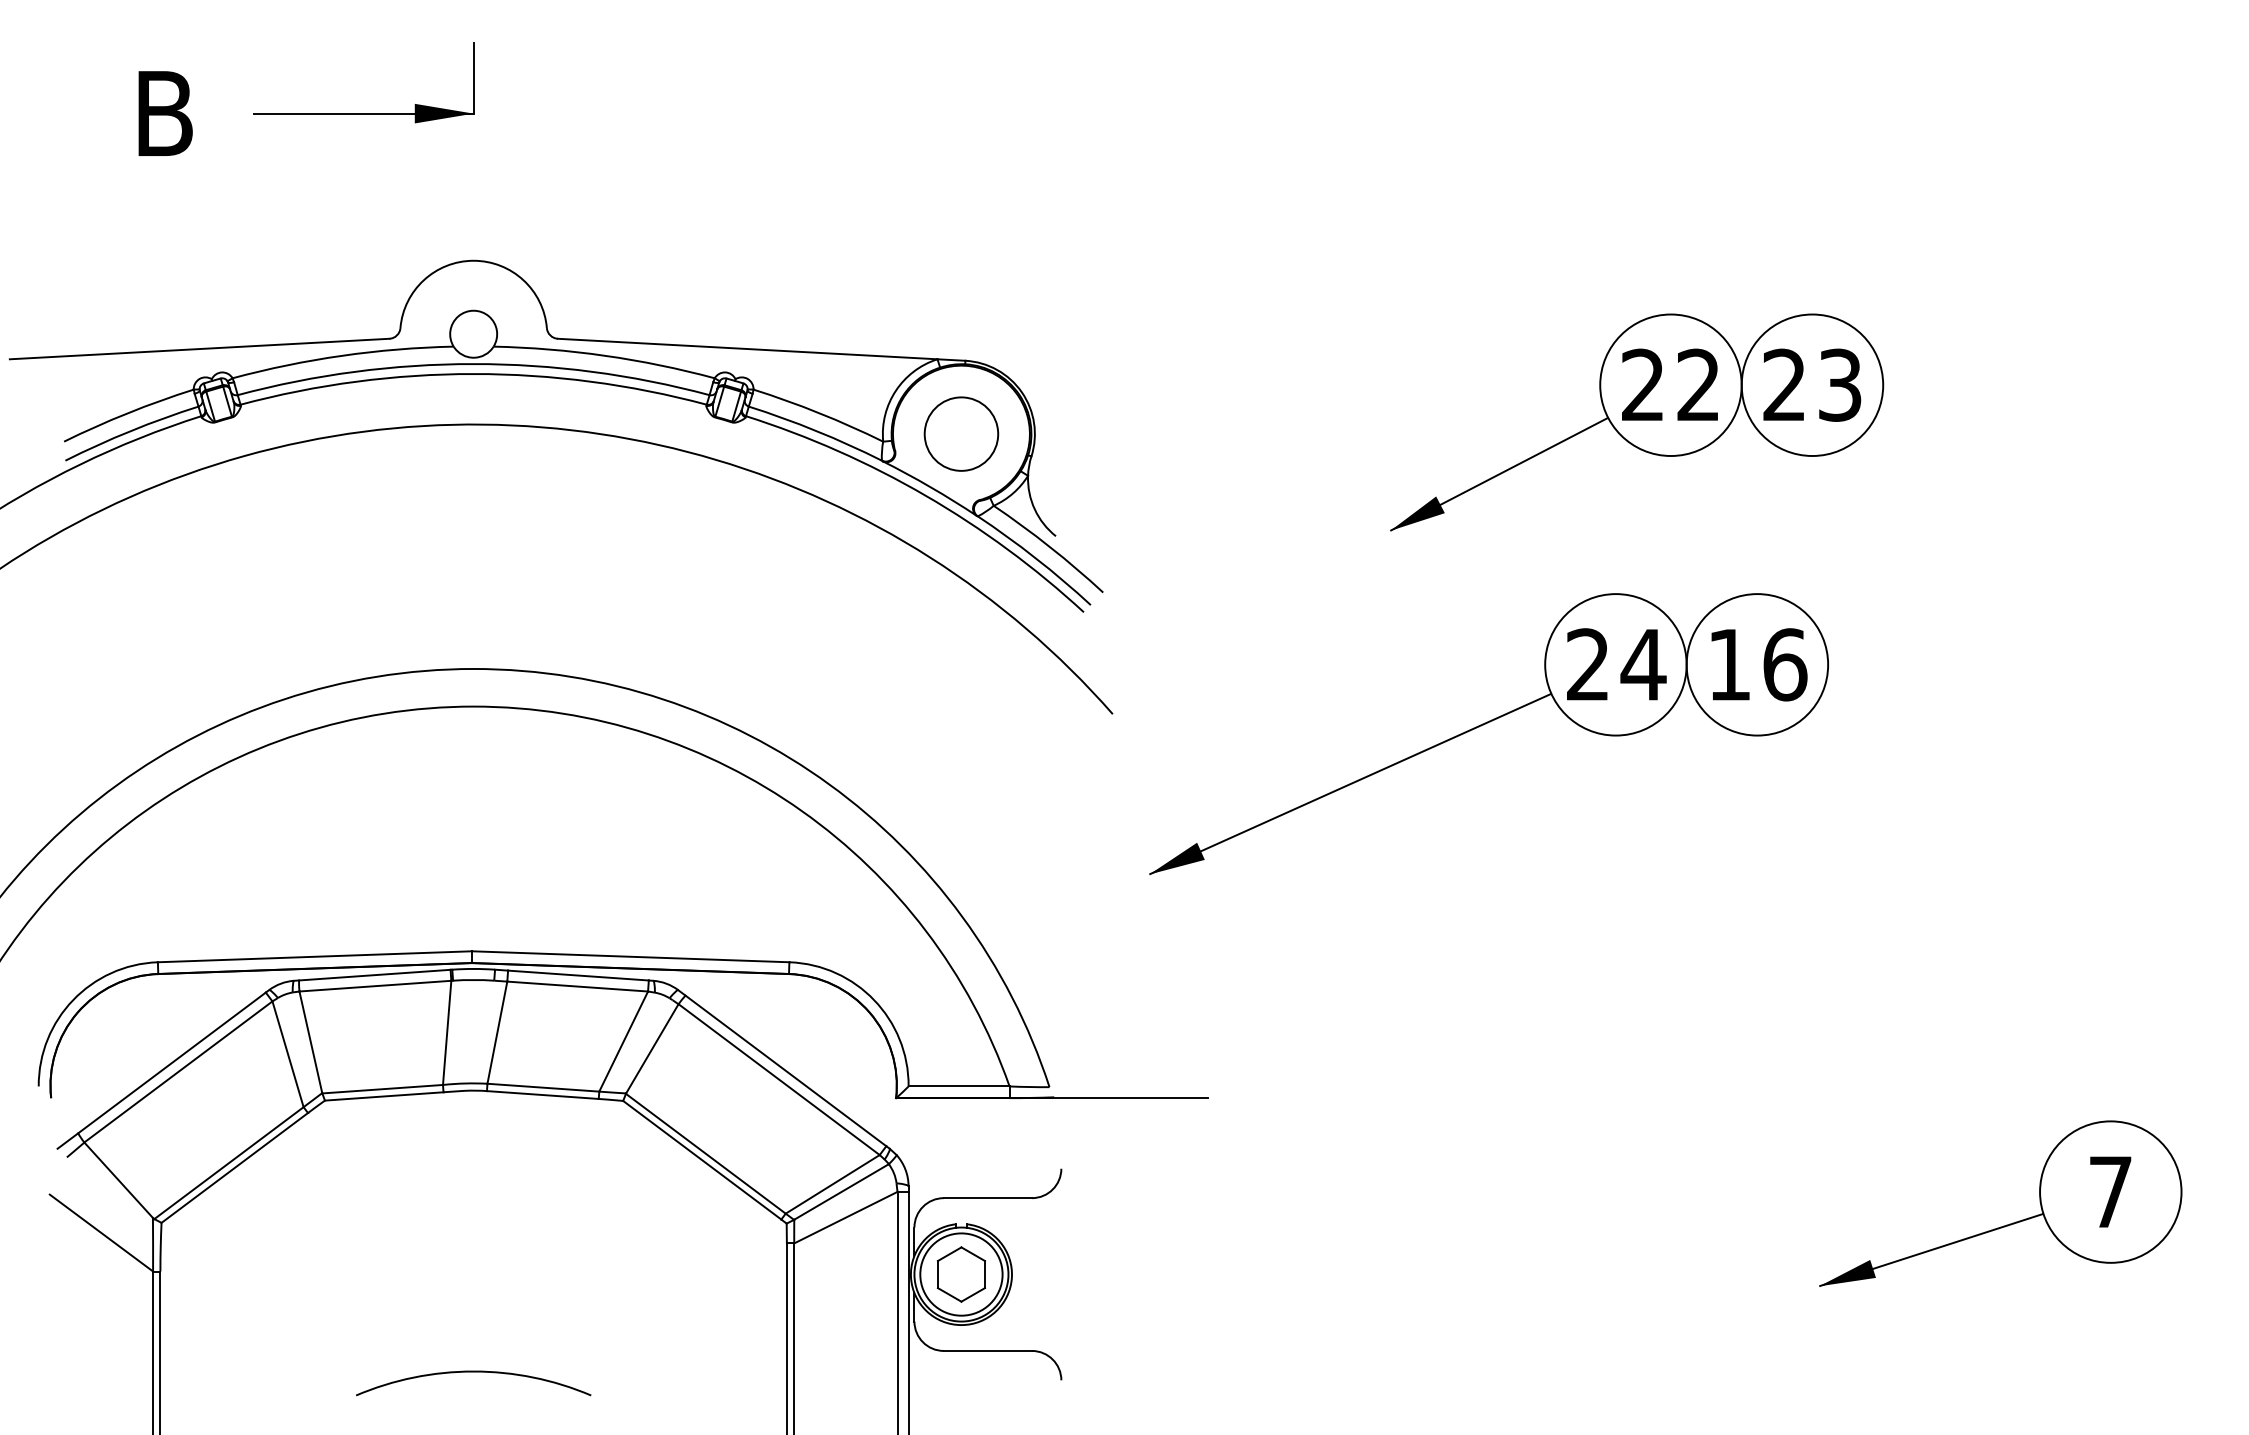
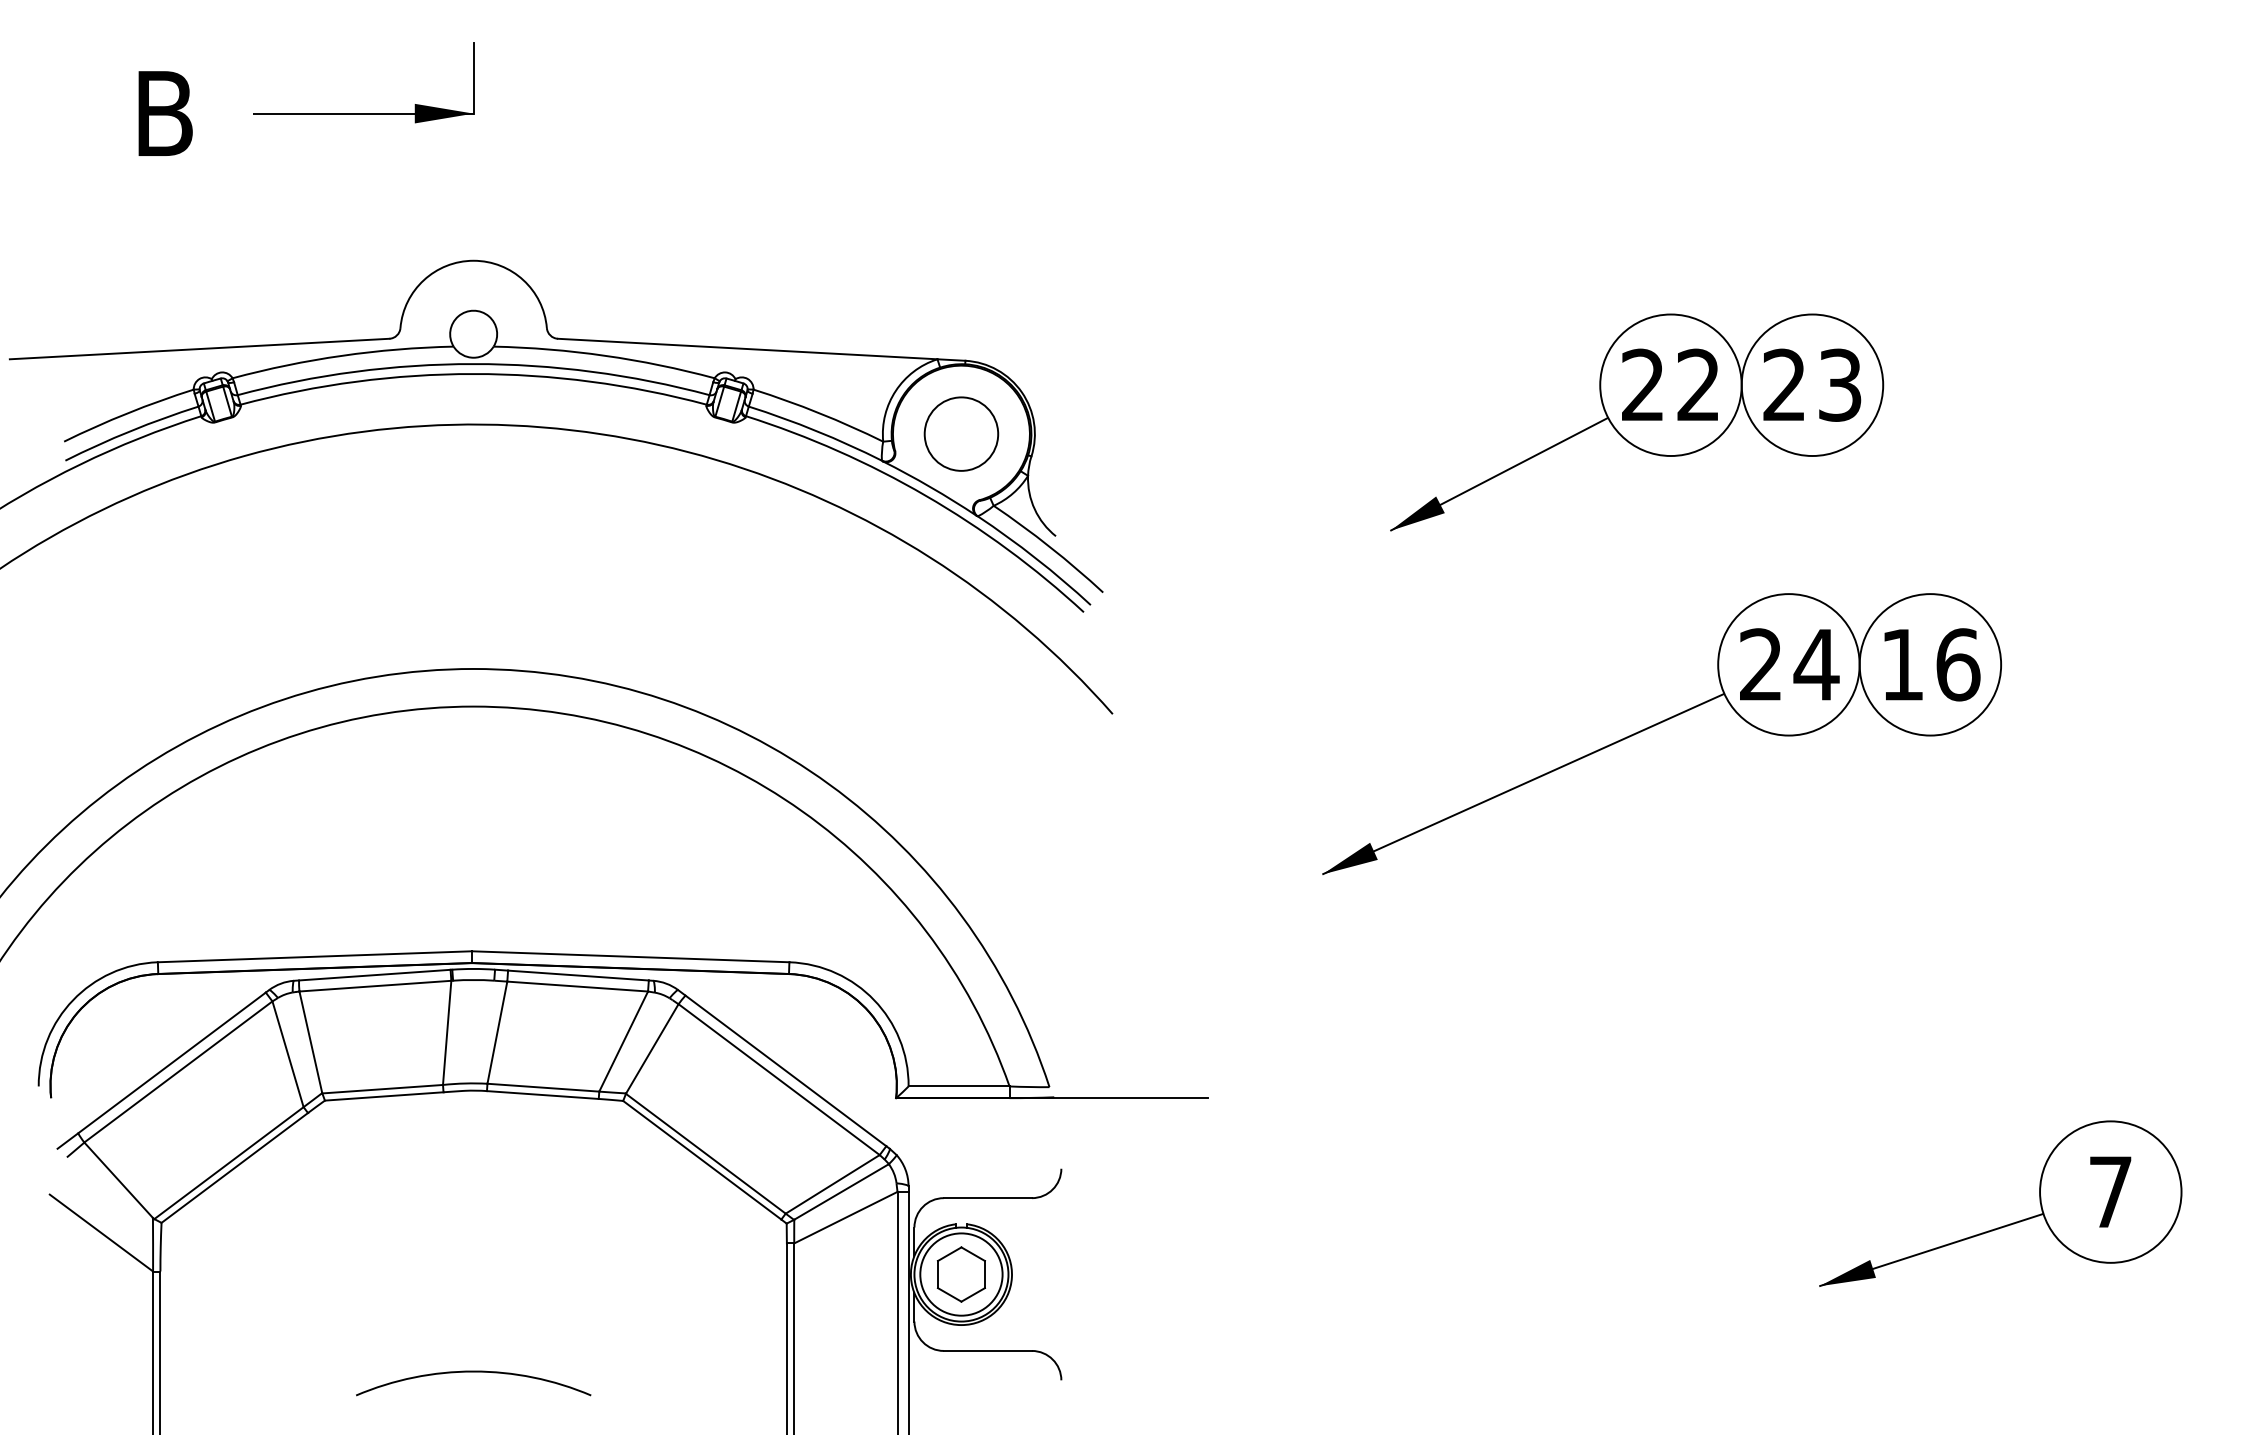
part position: (1483, 725) -> (1656, 725) (1656, 725)
